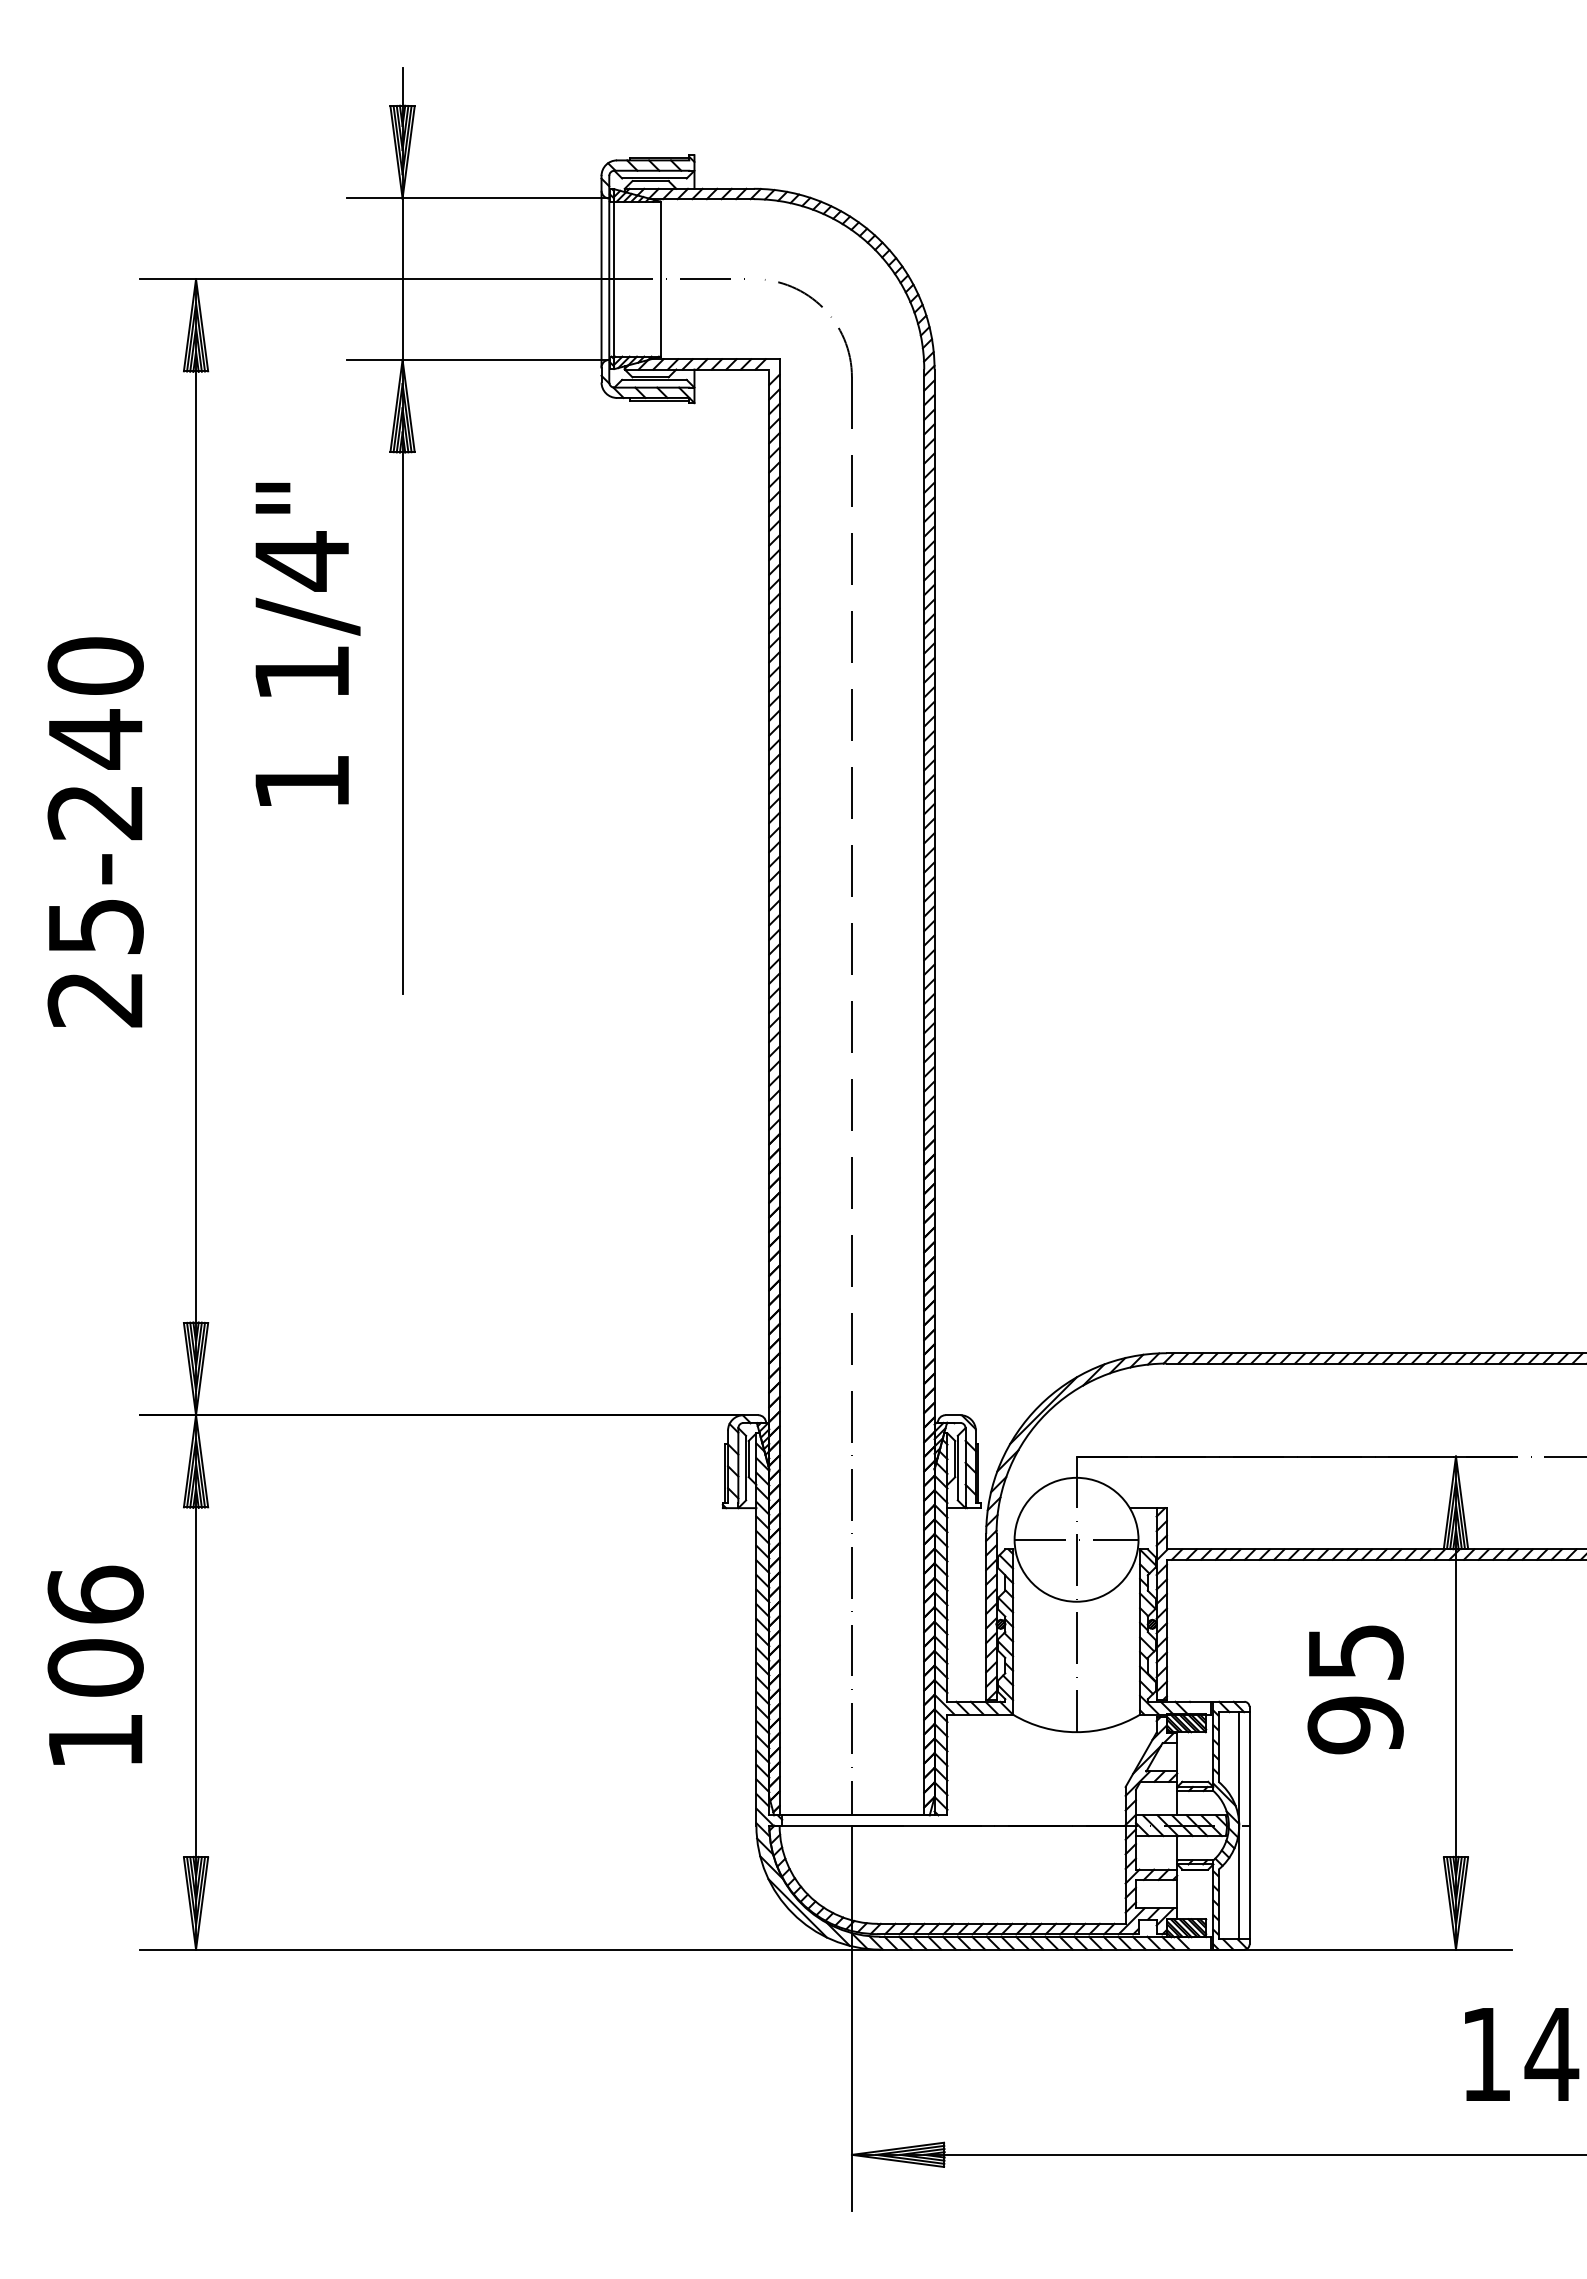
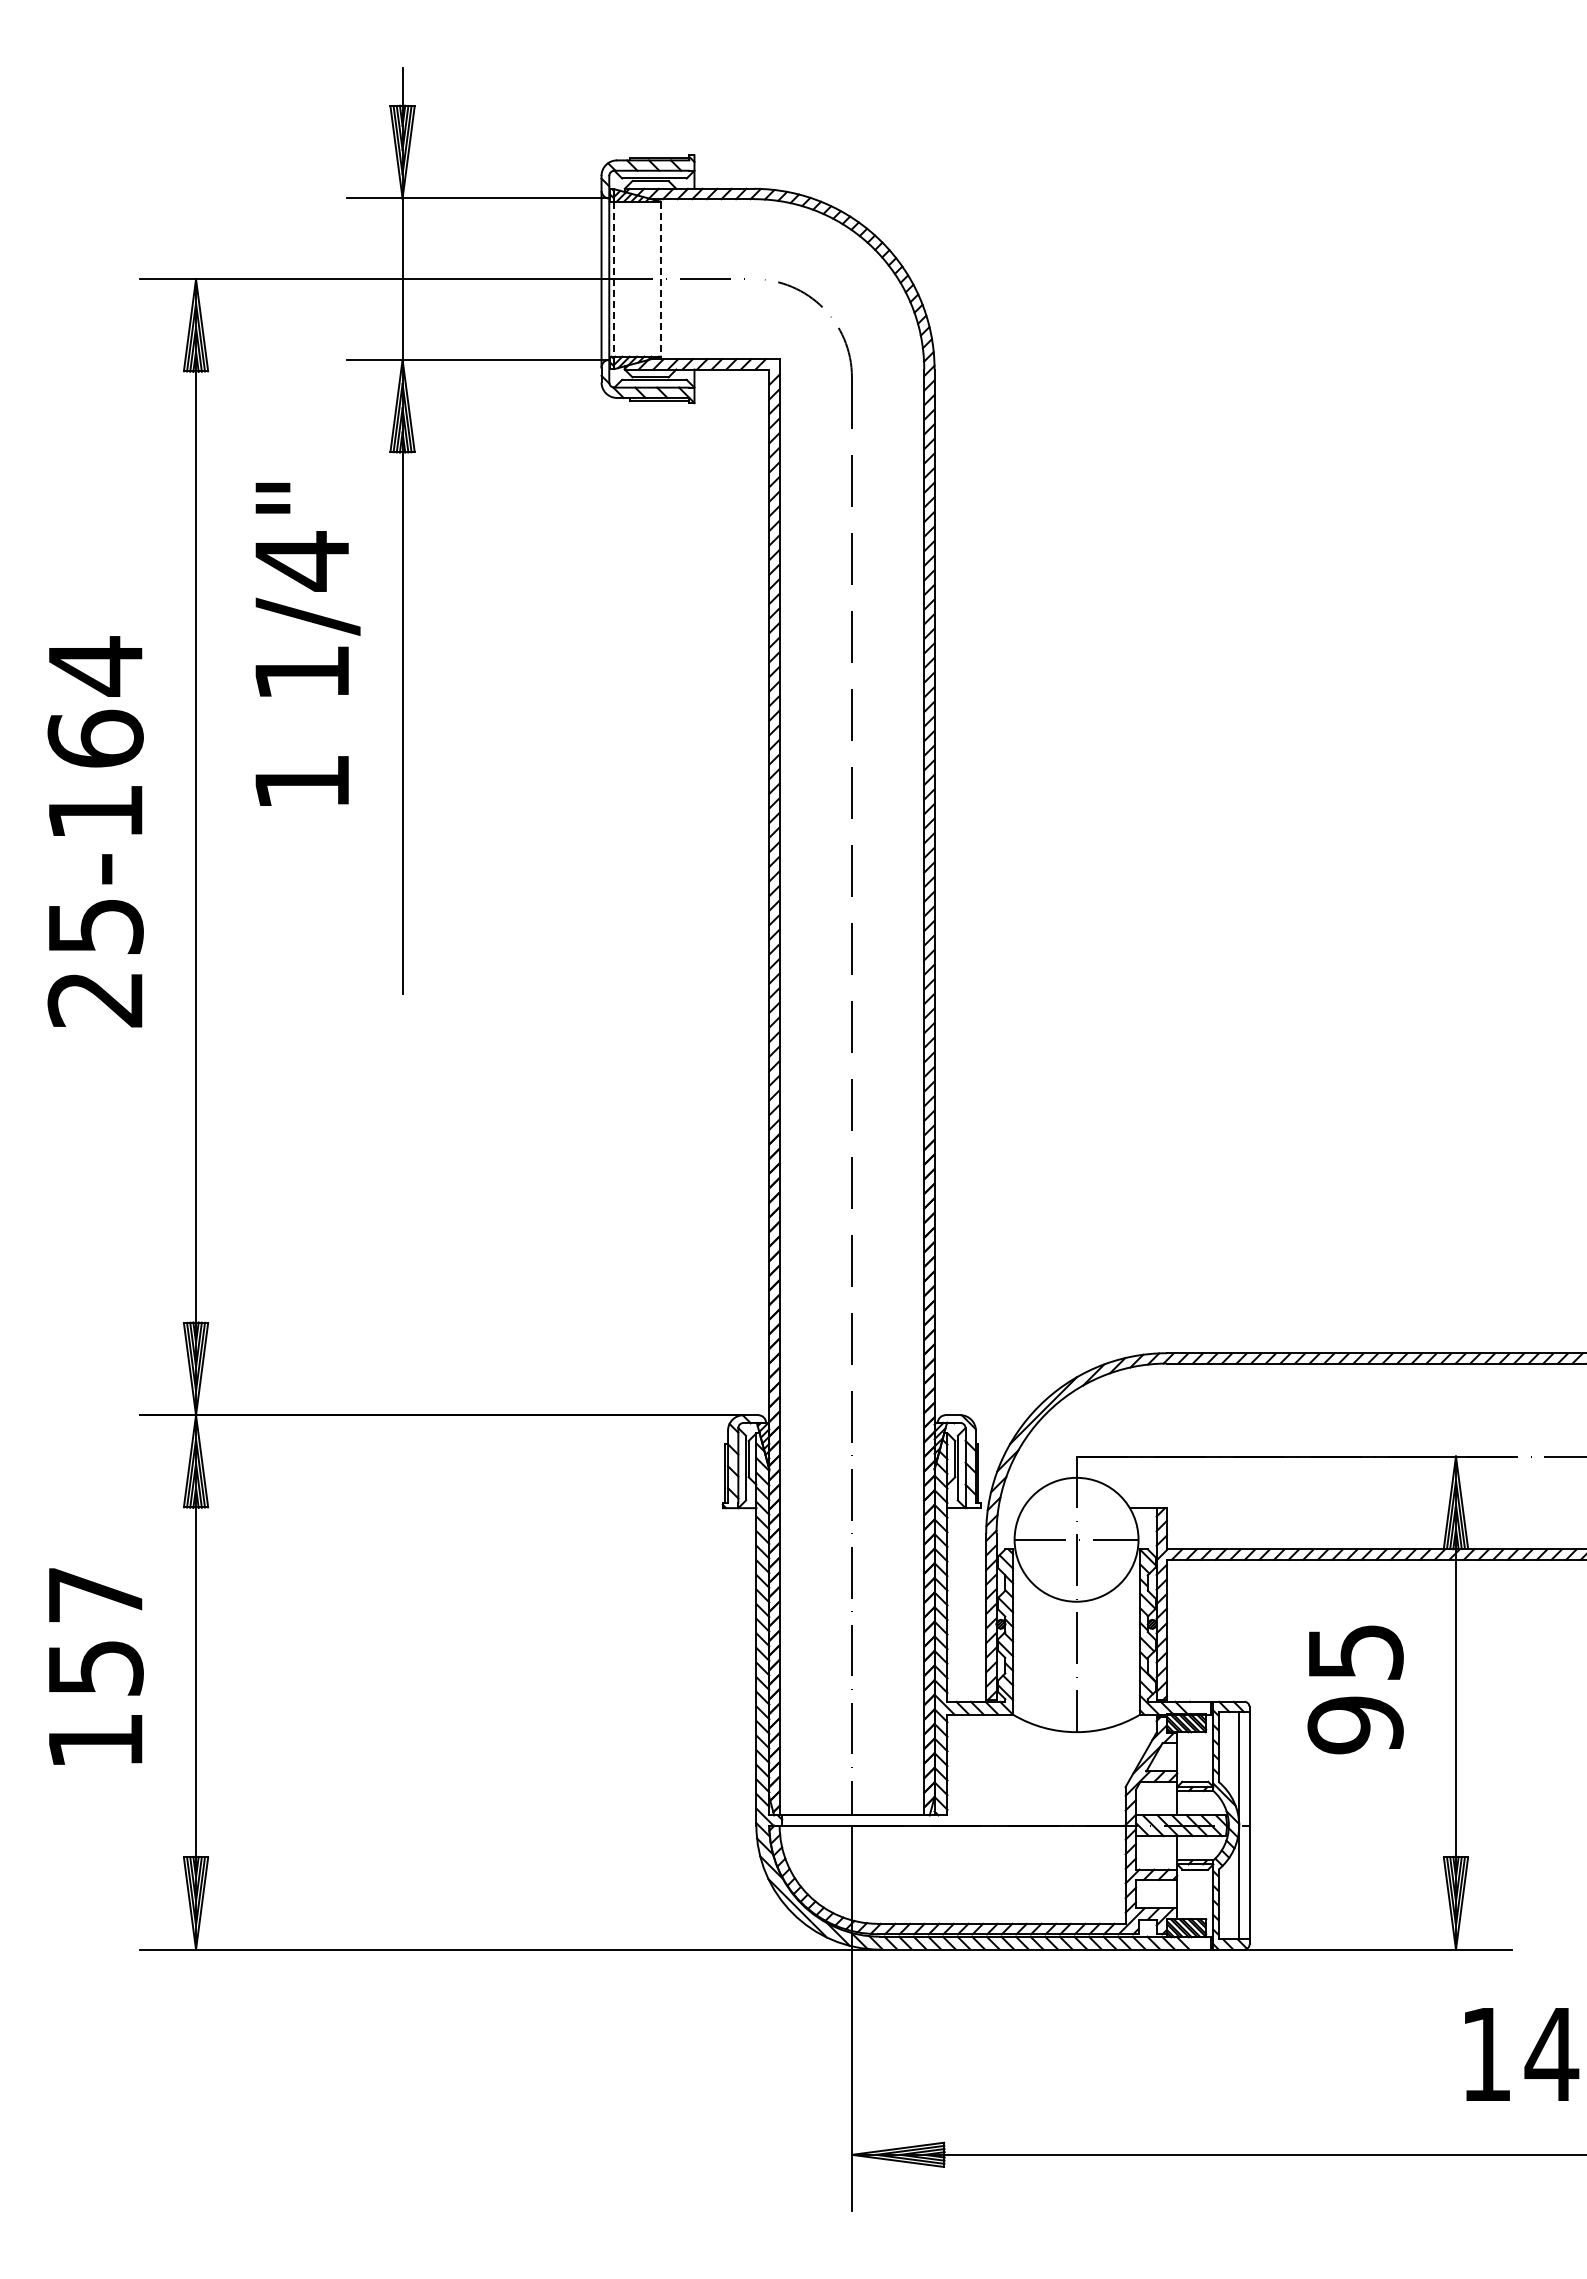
line: solid -> dashed (614, 279)
line: solid -> dashed (660, 279)
text: 25-240 -> 25-164 (95, 738)
text: 106 -> 157 (95, 1630)
